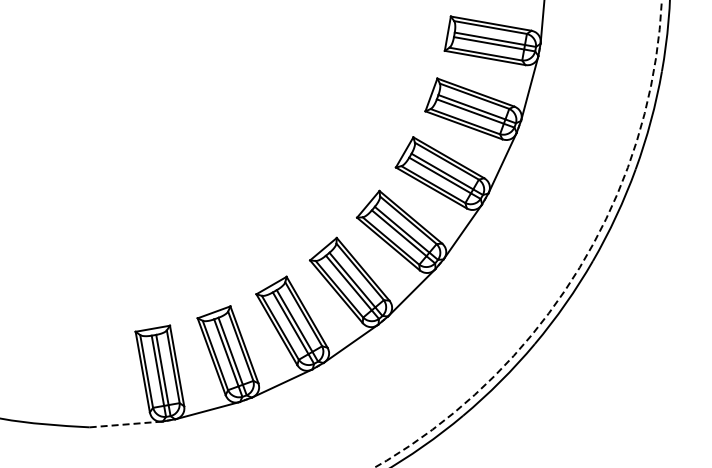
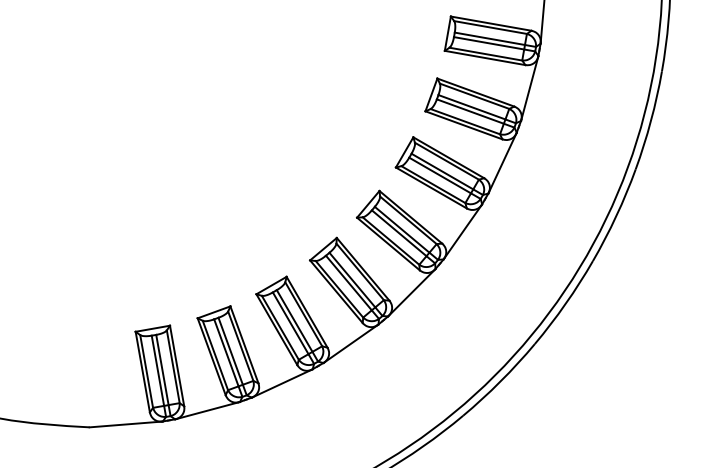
circle: dashed -> solid (517, 233)
line: dashed -> solid (126, 424)
